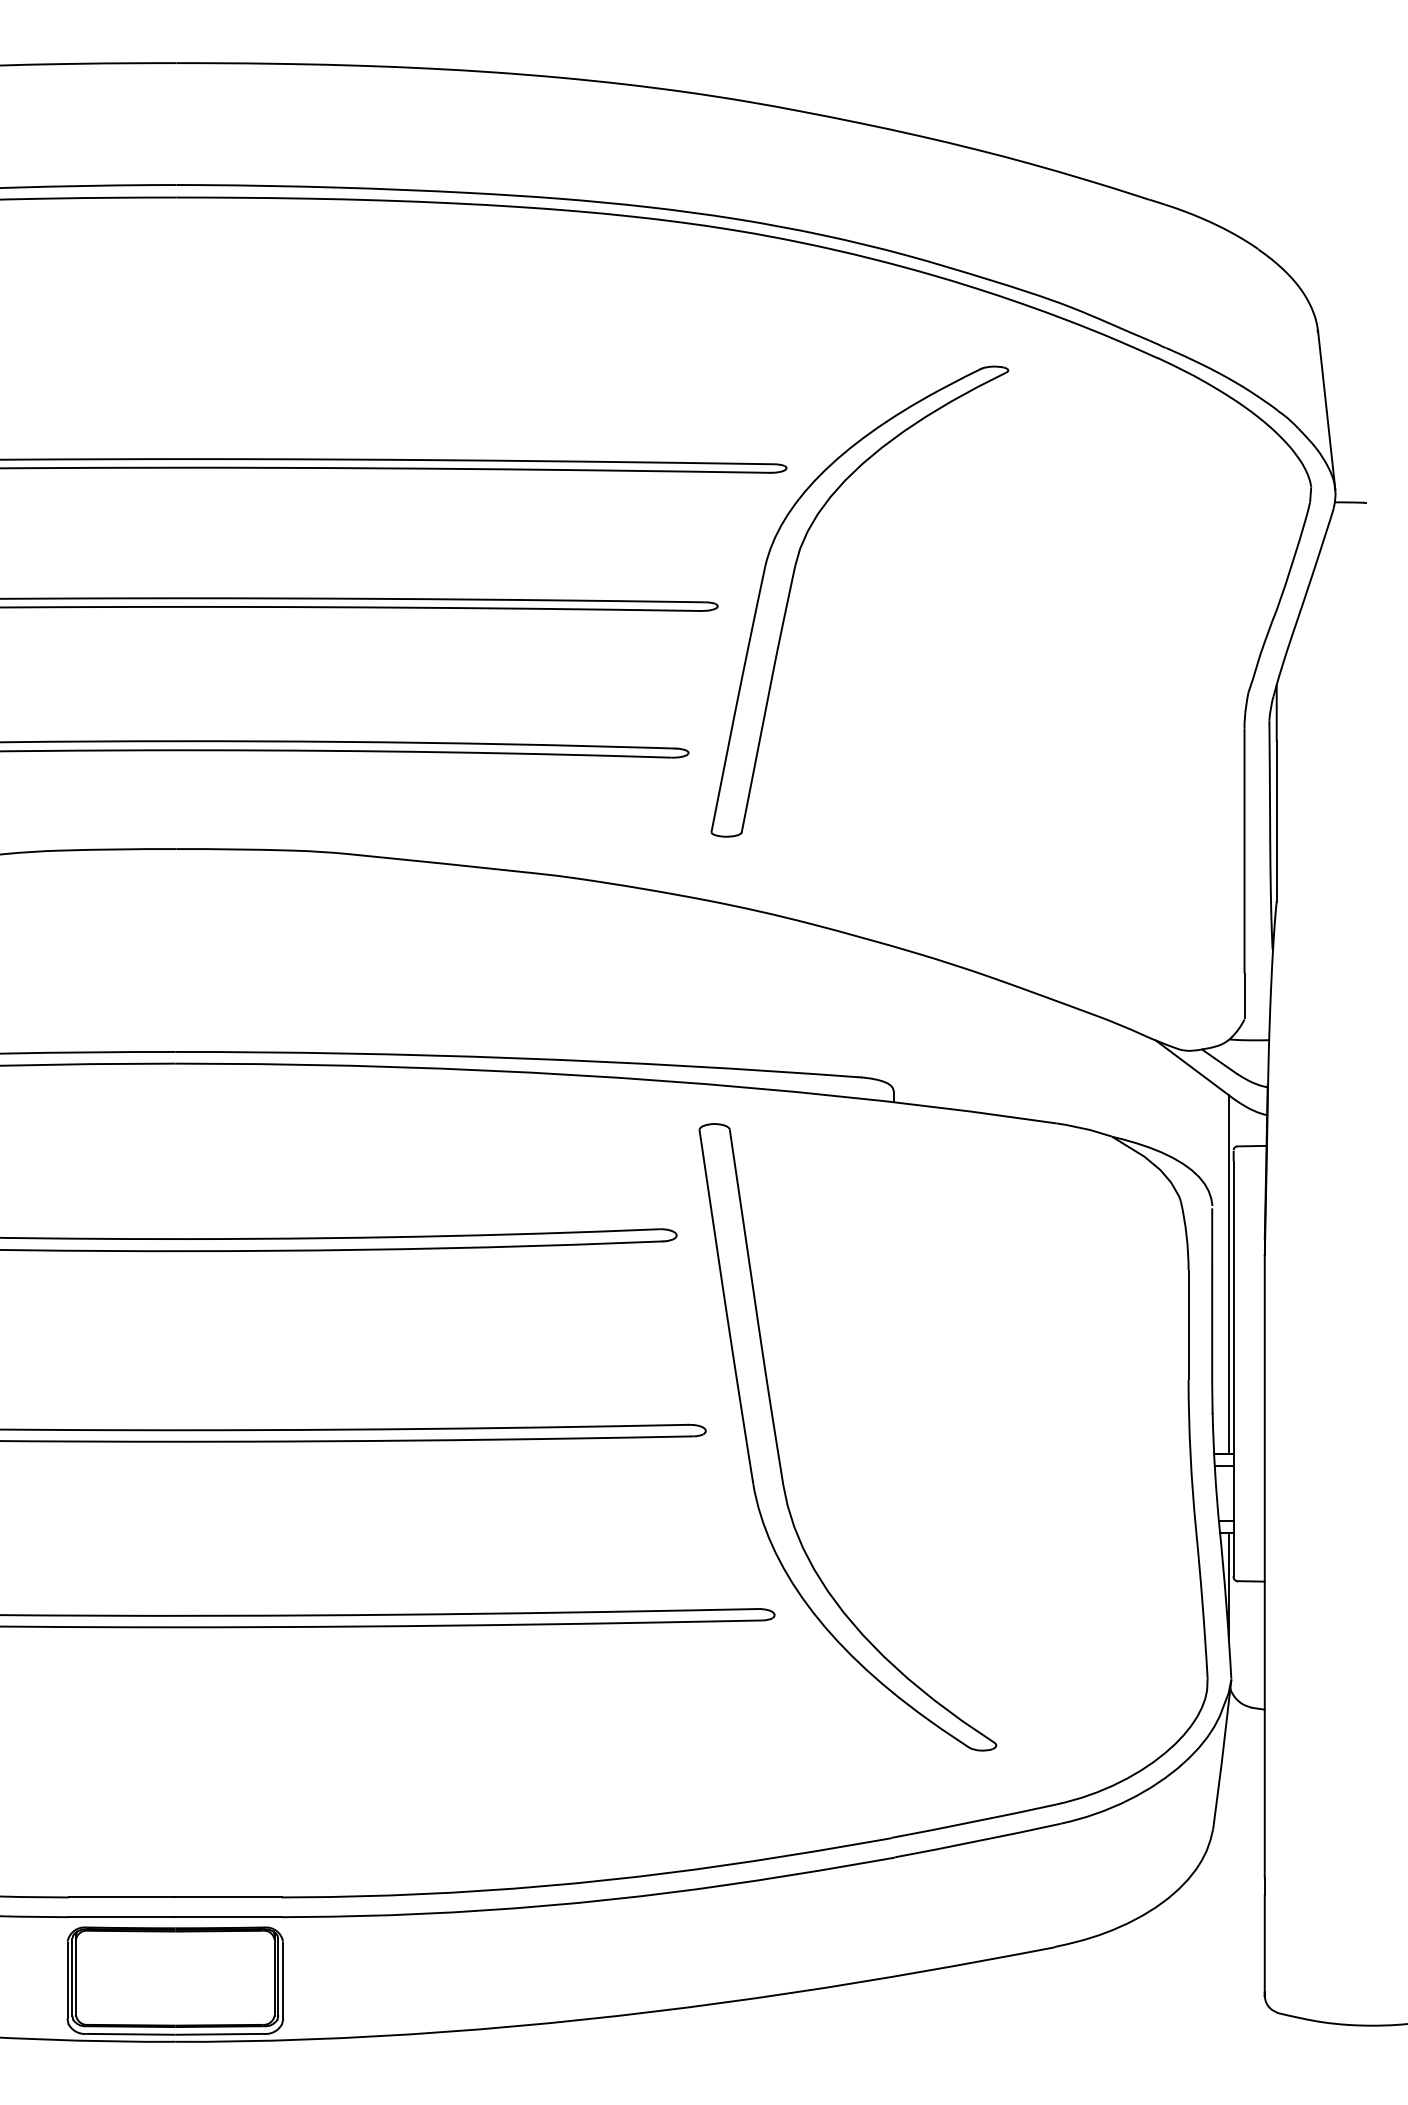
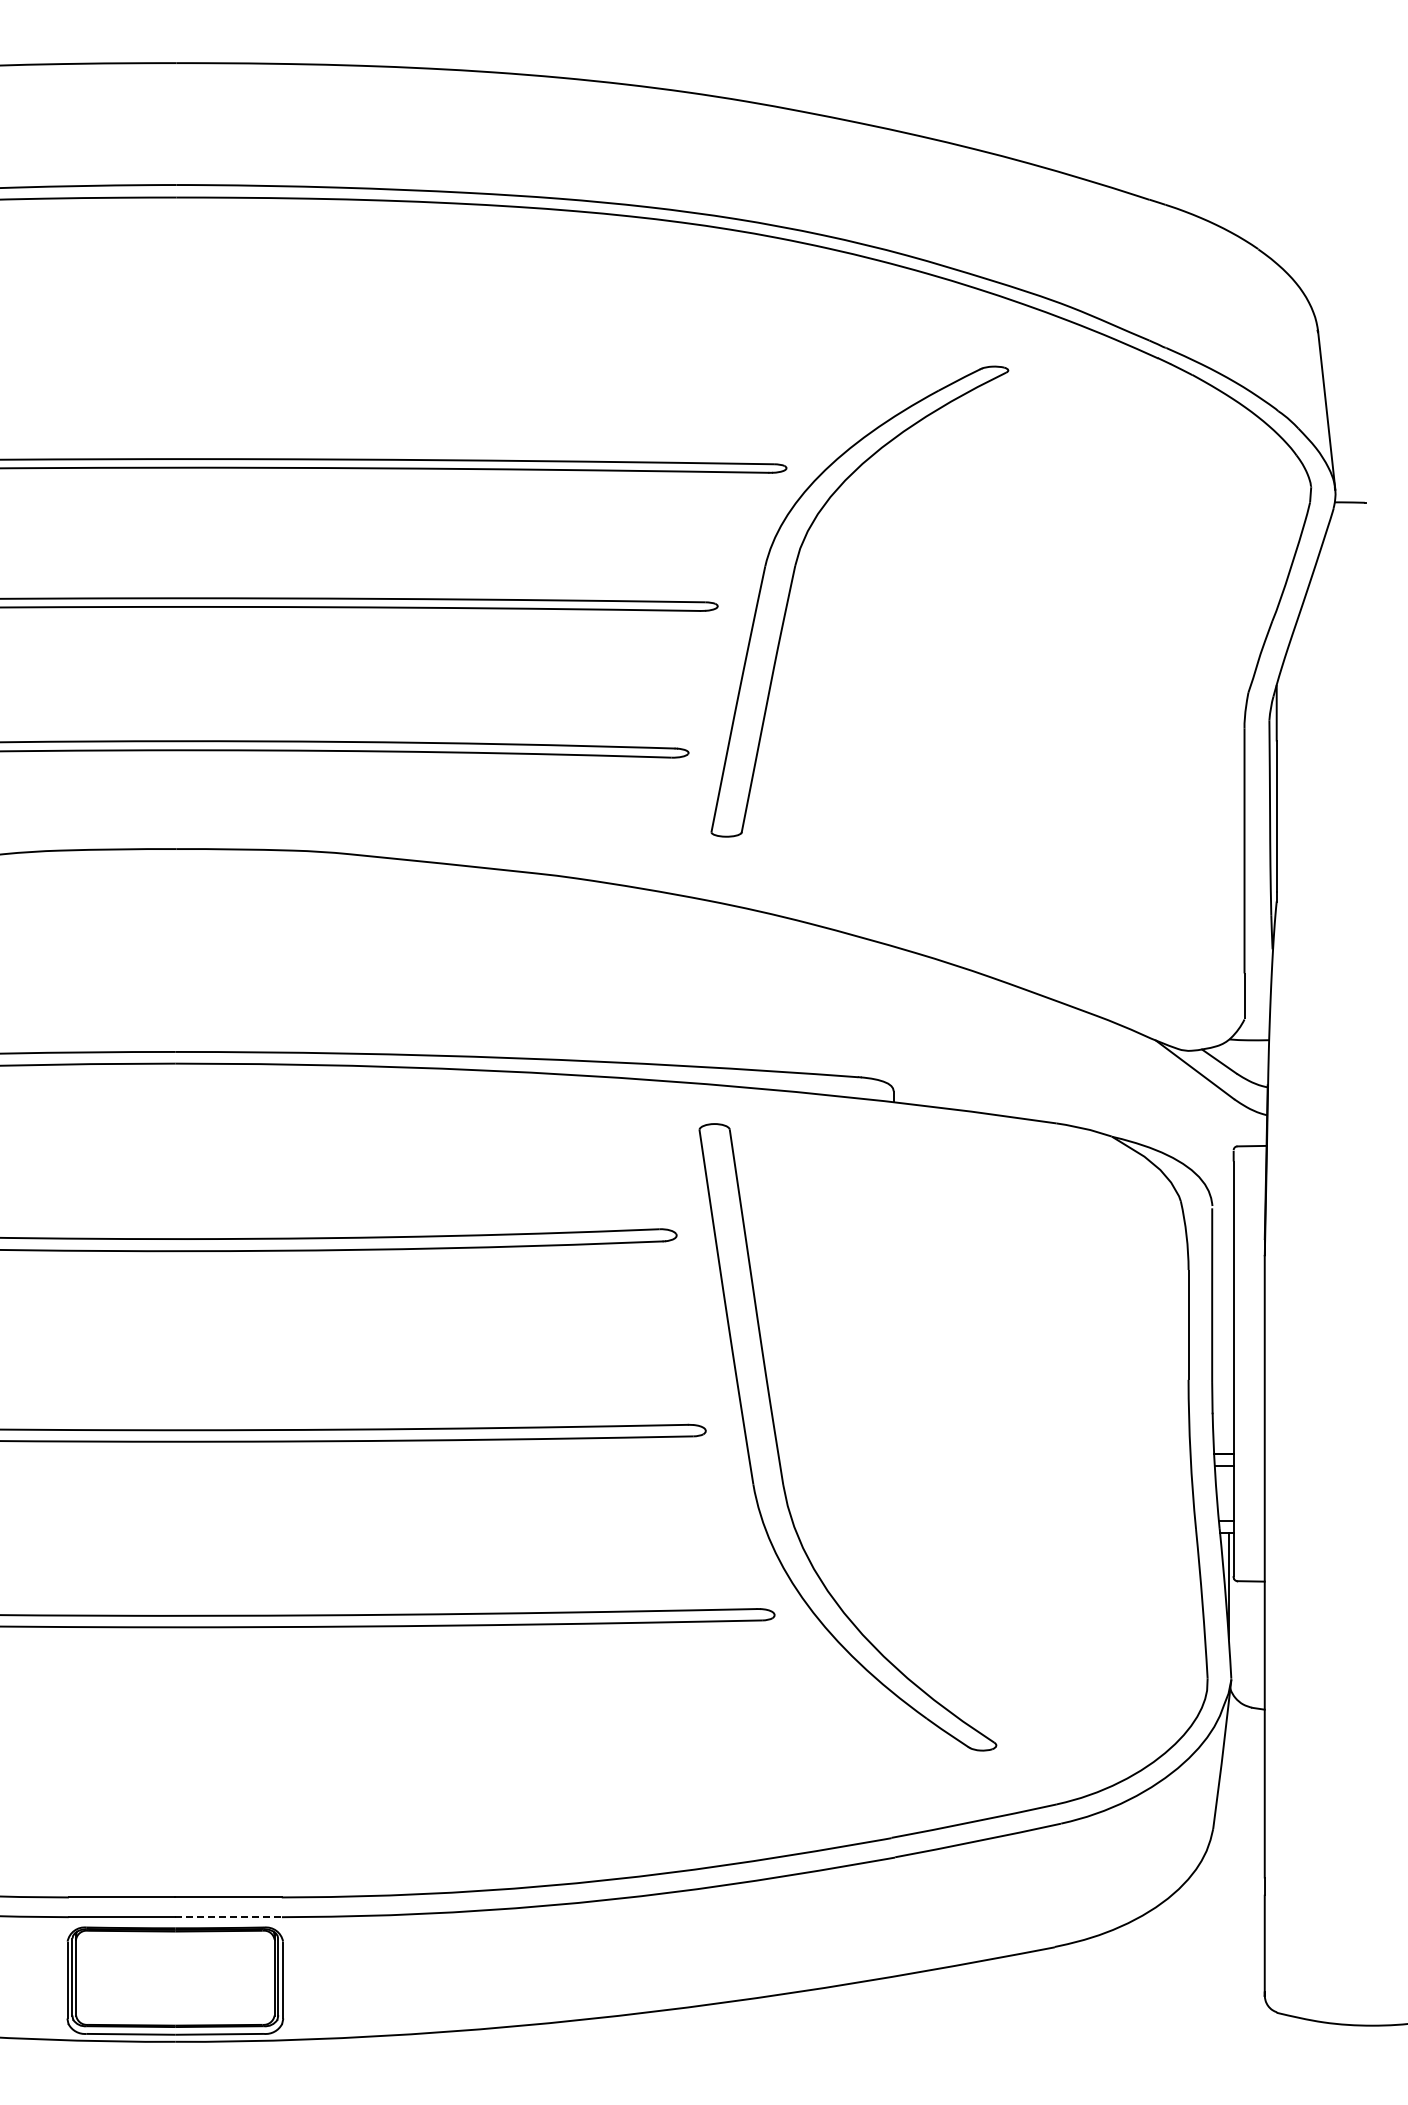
line: present -> none (1228, 1274)
line: solid -> dashed (229, 1917)
